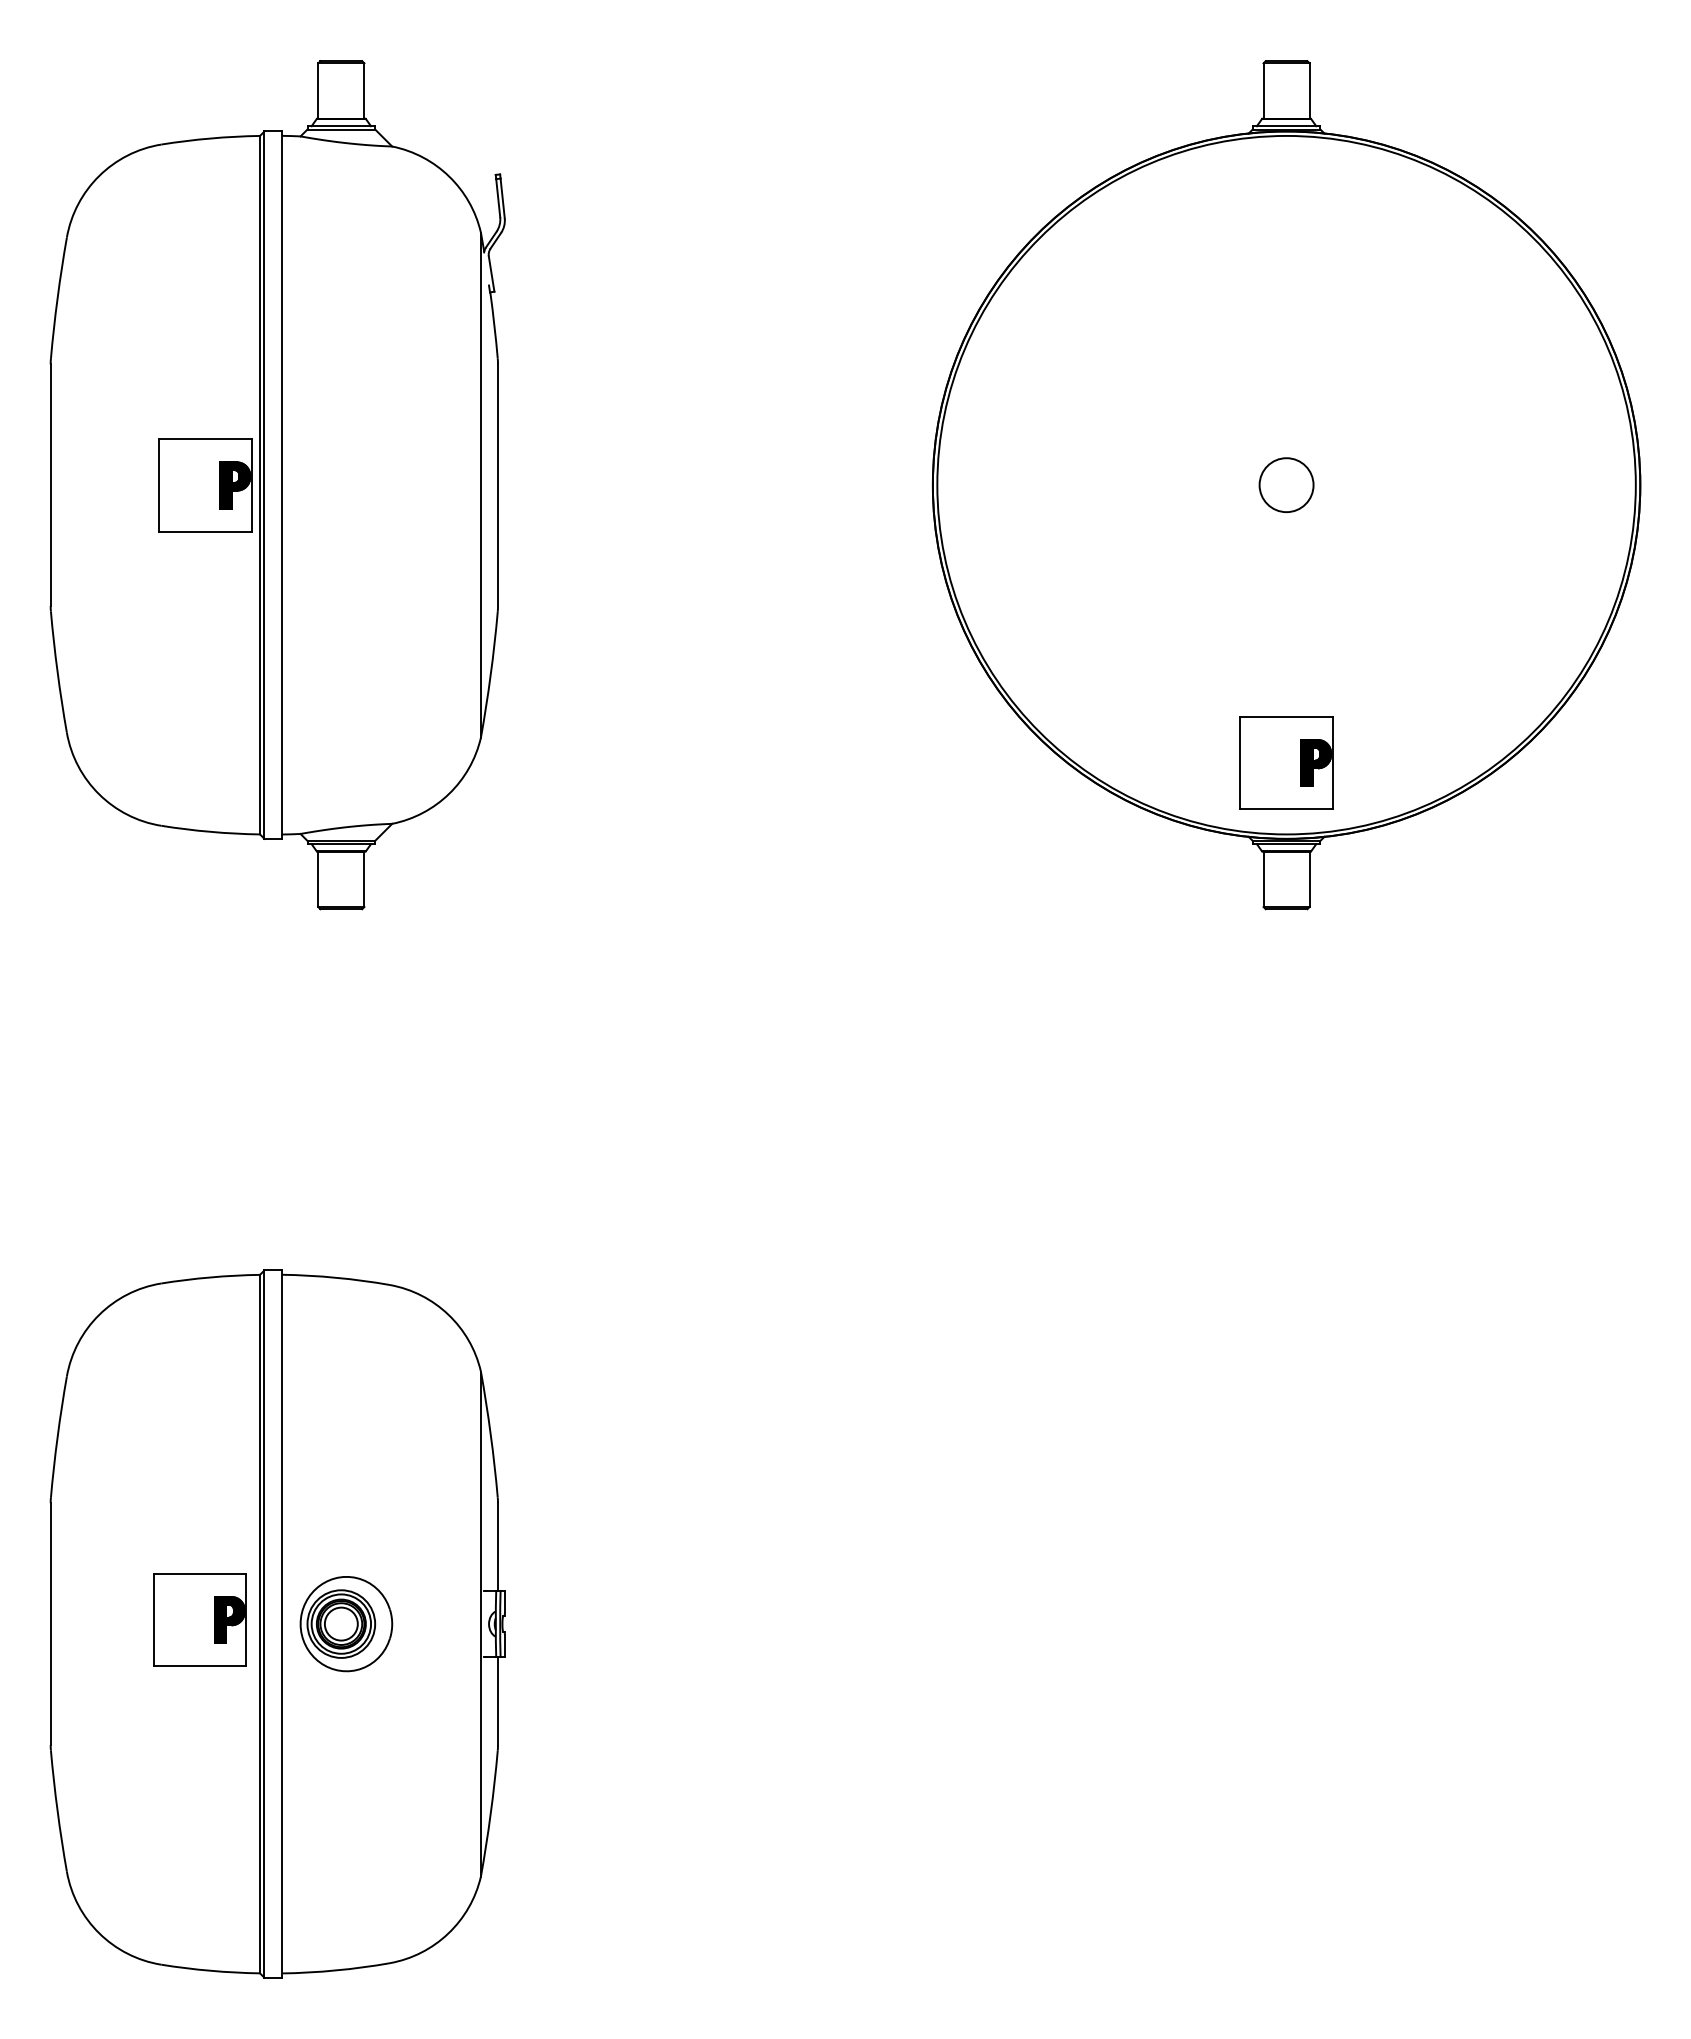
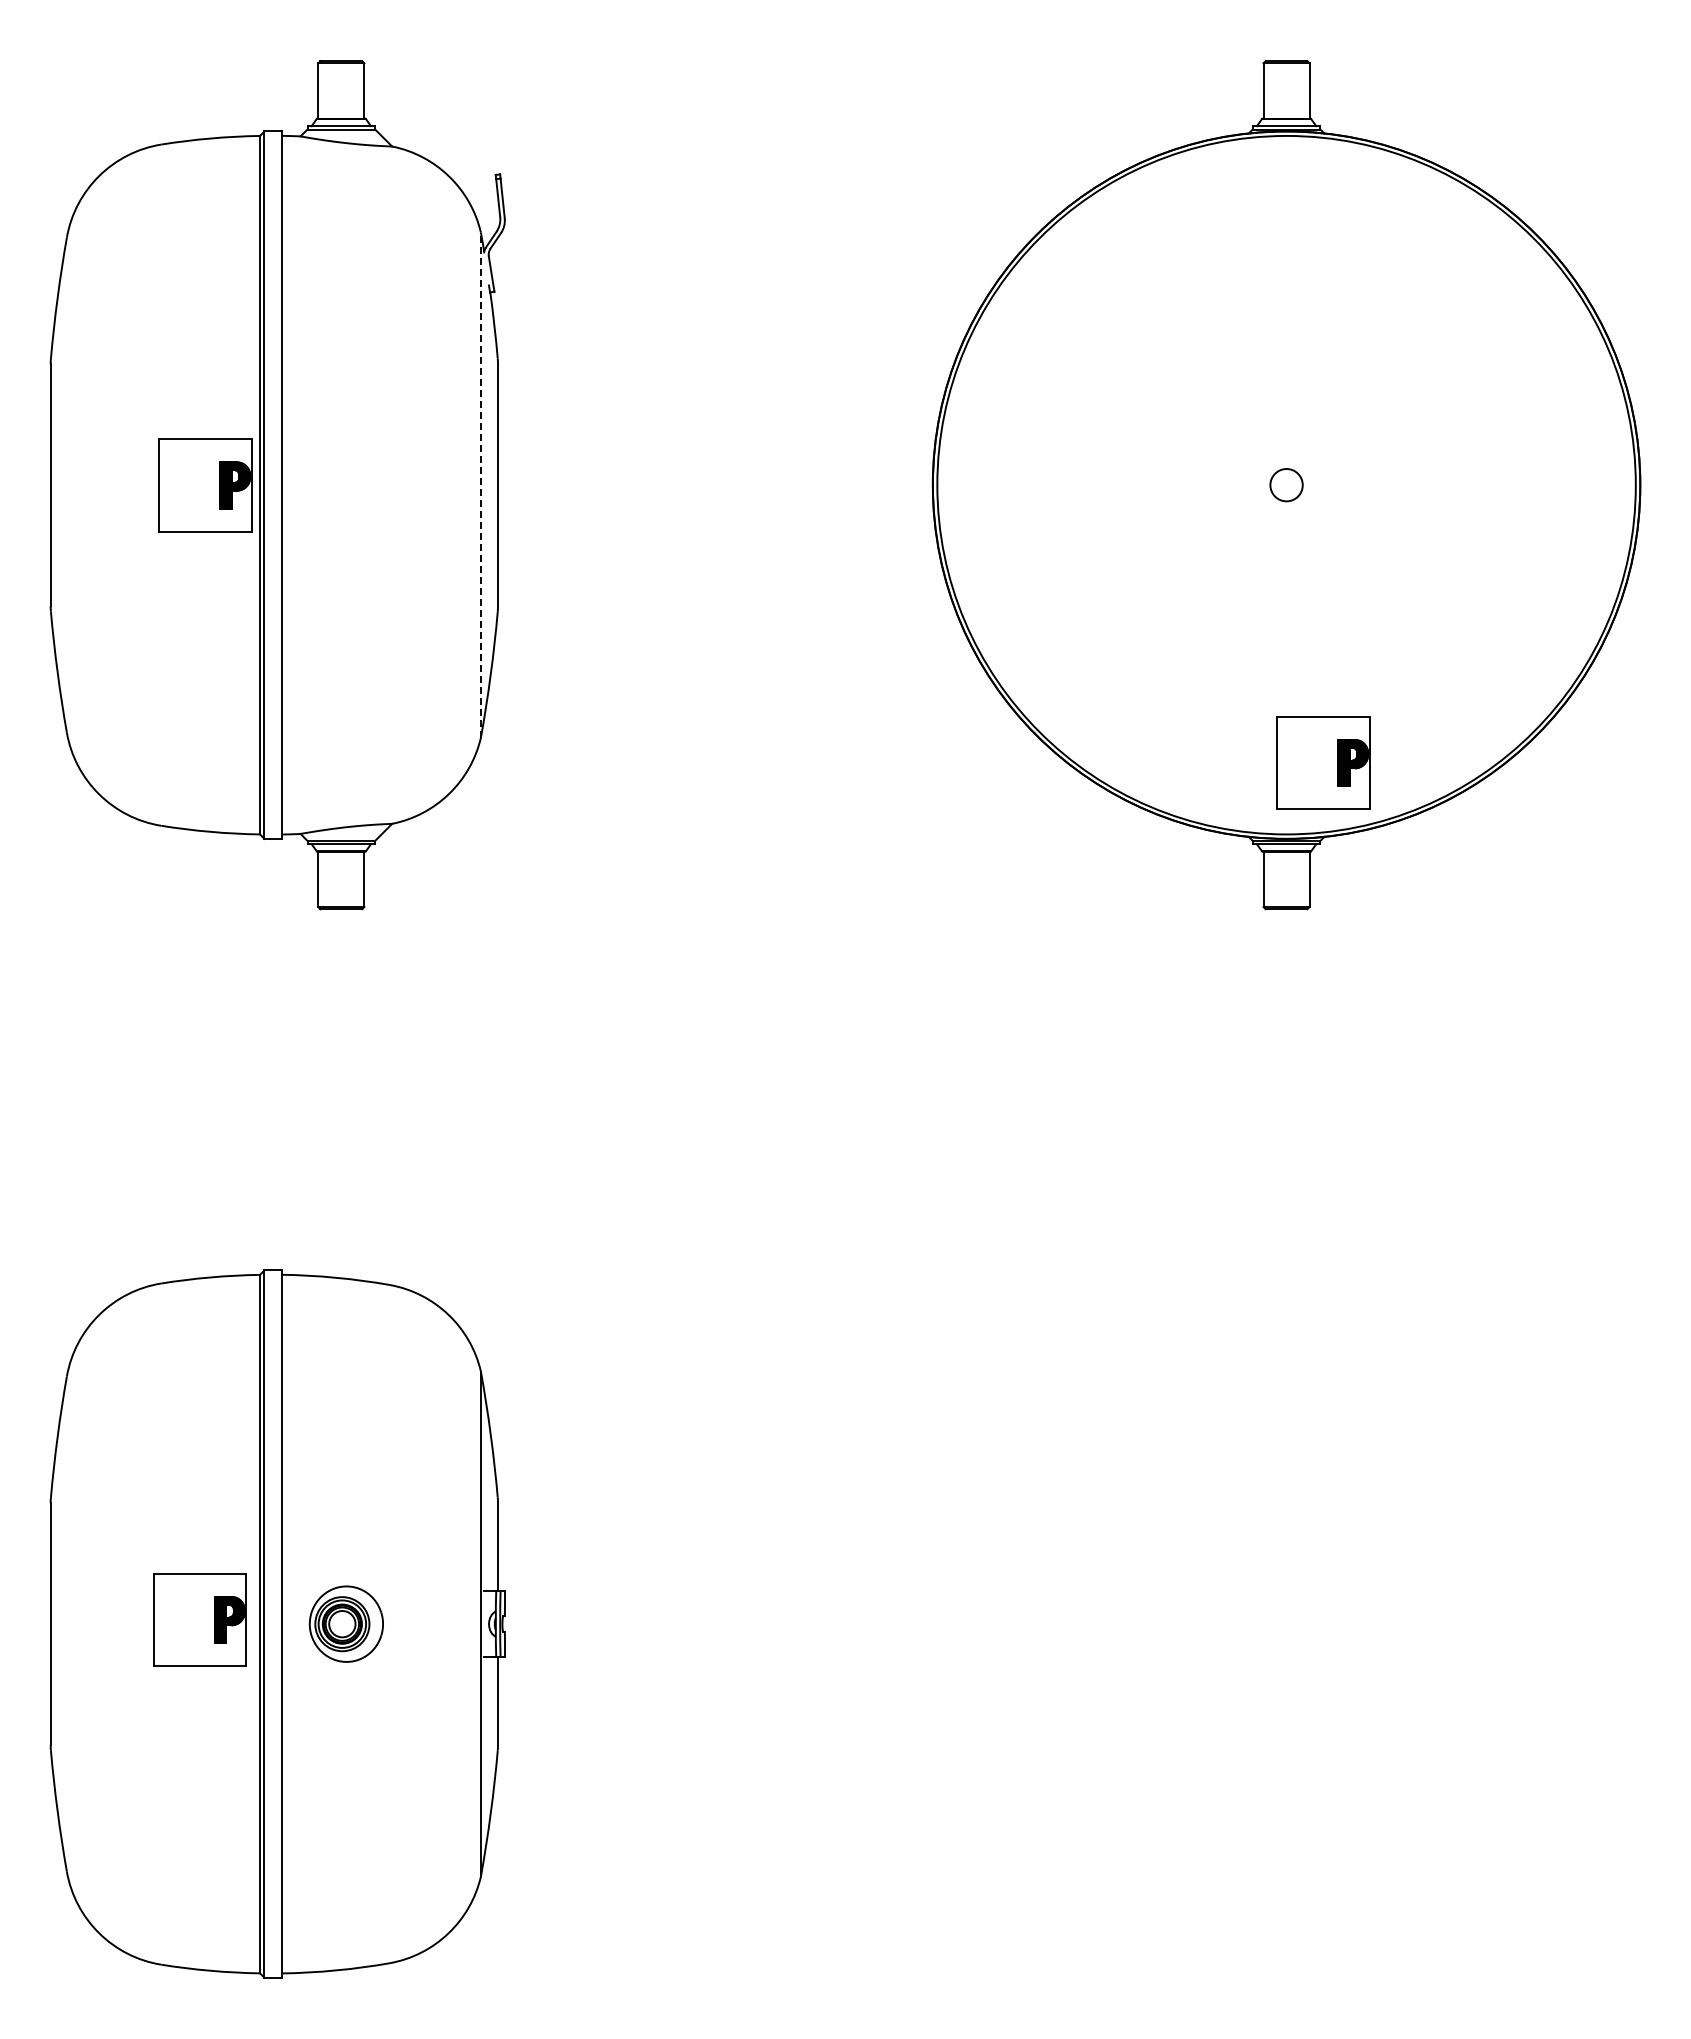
line: solid -> dashed (480, 485)
circle diameter: 54 px -> 32 px (1286, 485)
part position: (1286, 762) -> (1323, 762) (1323, 762)
part size: 95x97 px -> 76x78 px (345, 1623)
